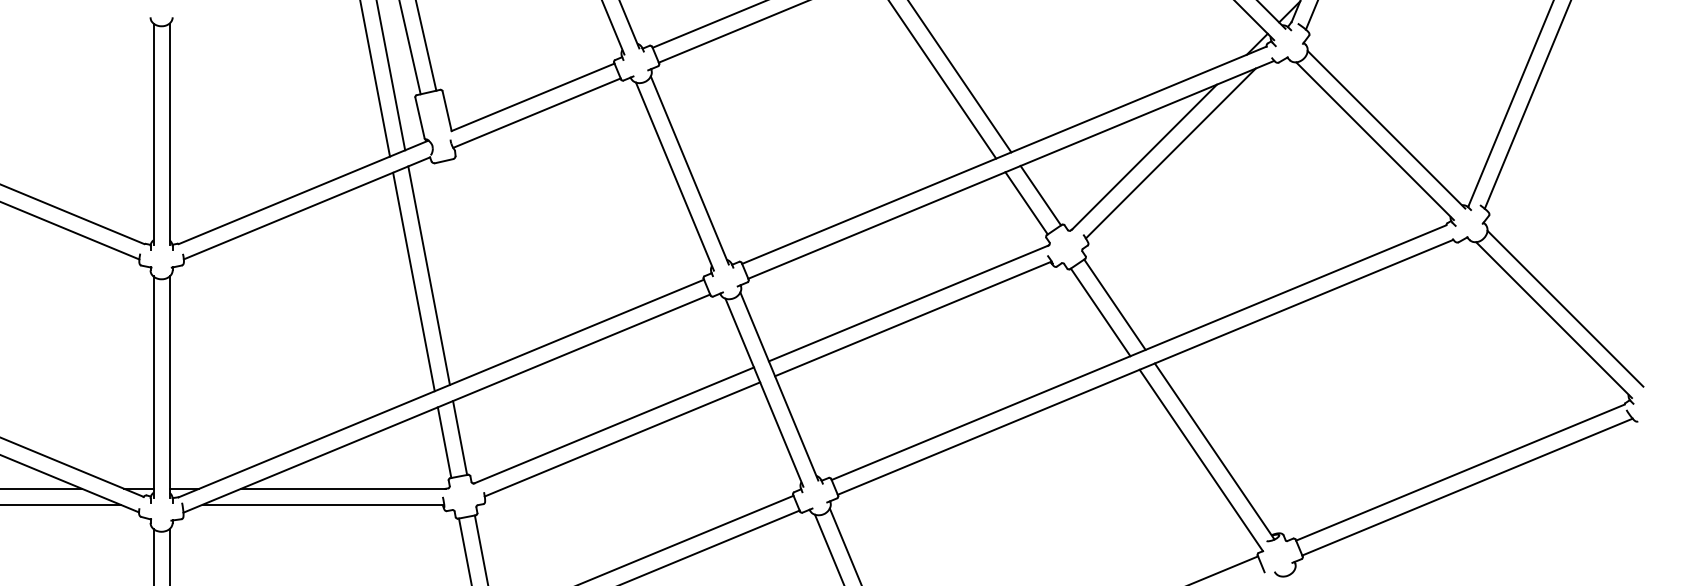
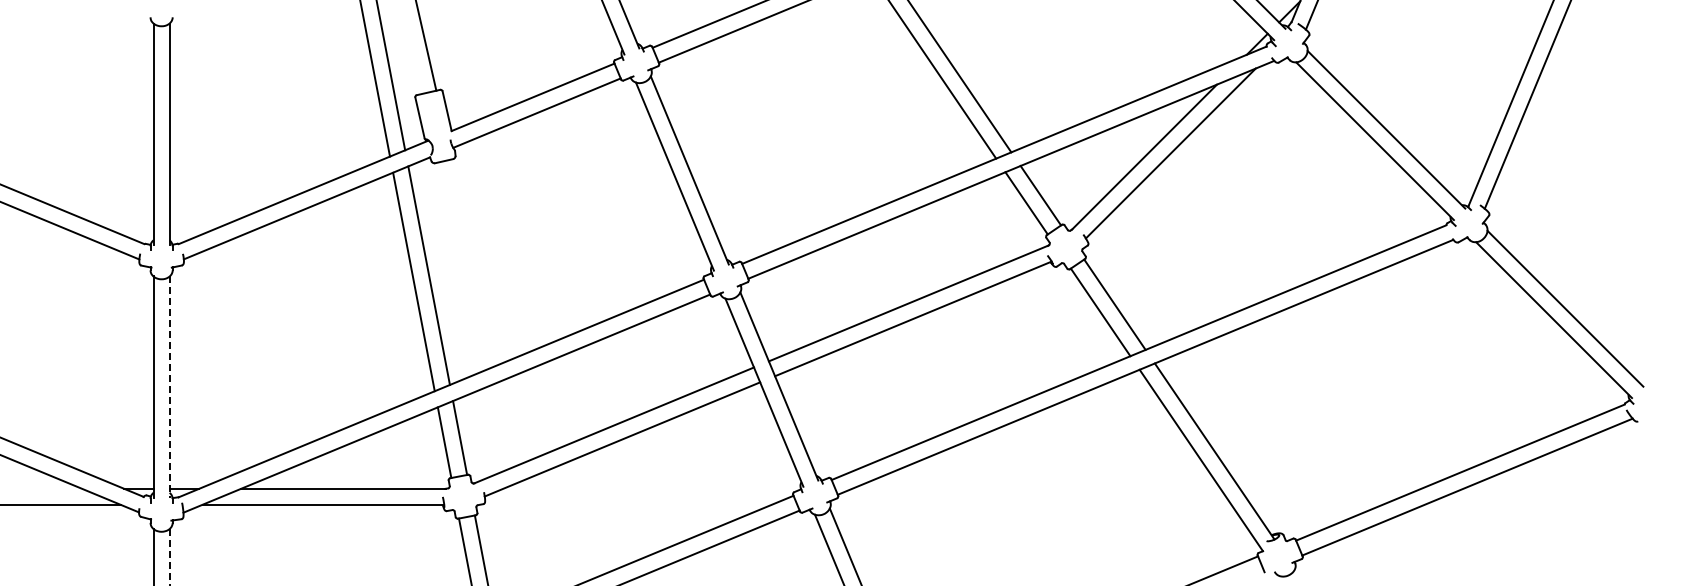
line: present -> none (409, 48)
line: solid -> dashed (169, 387)
line: present -> none (41, 488)
line: solid -> dashed (169, 557)
